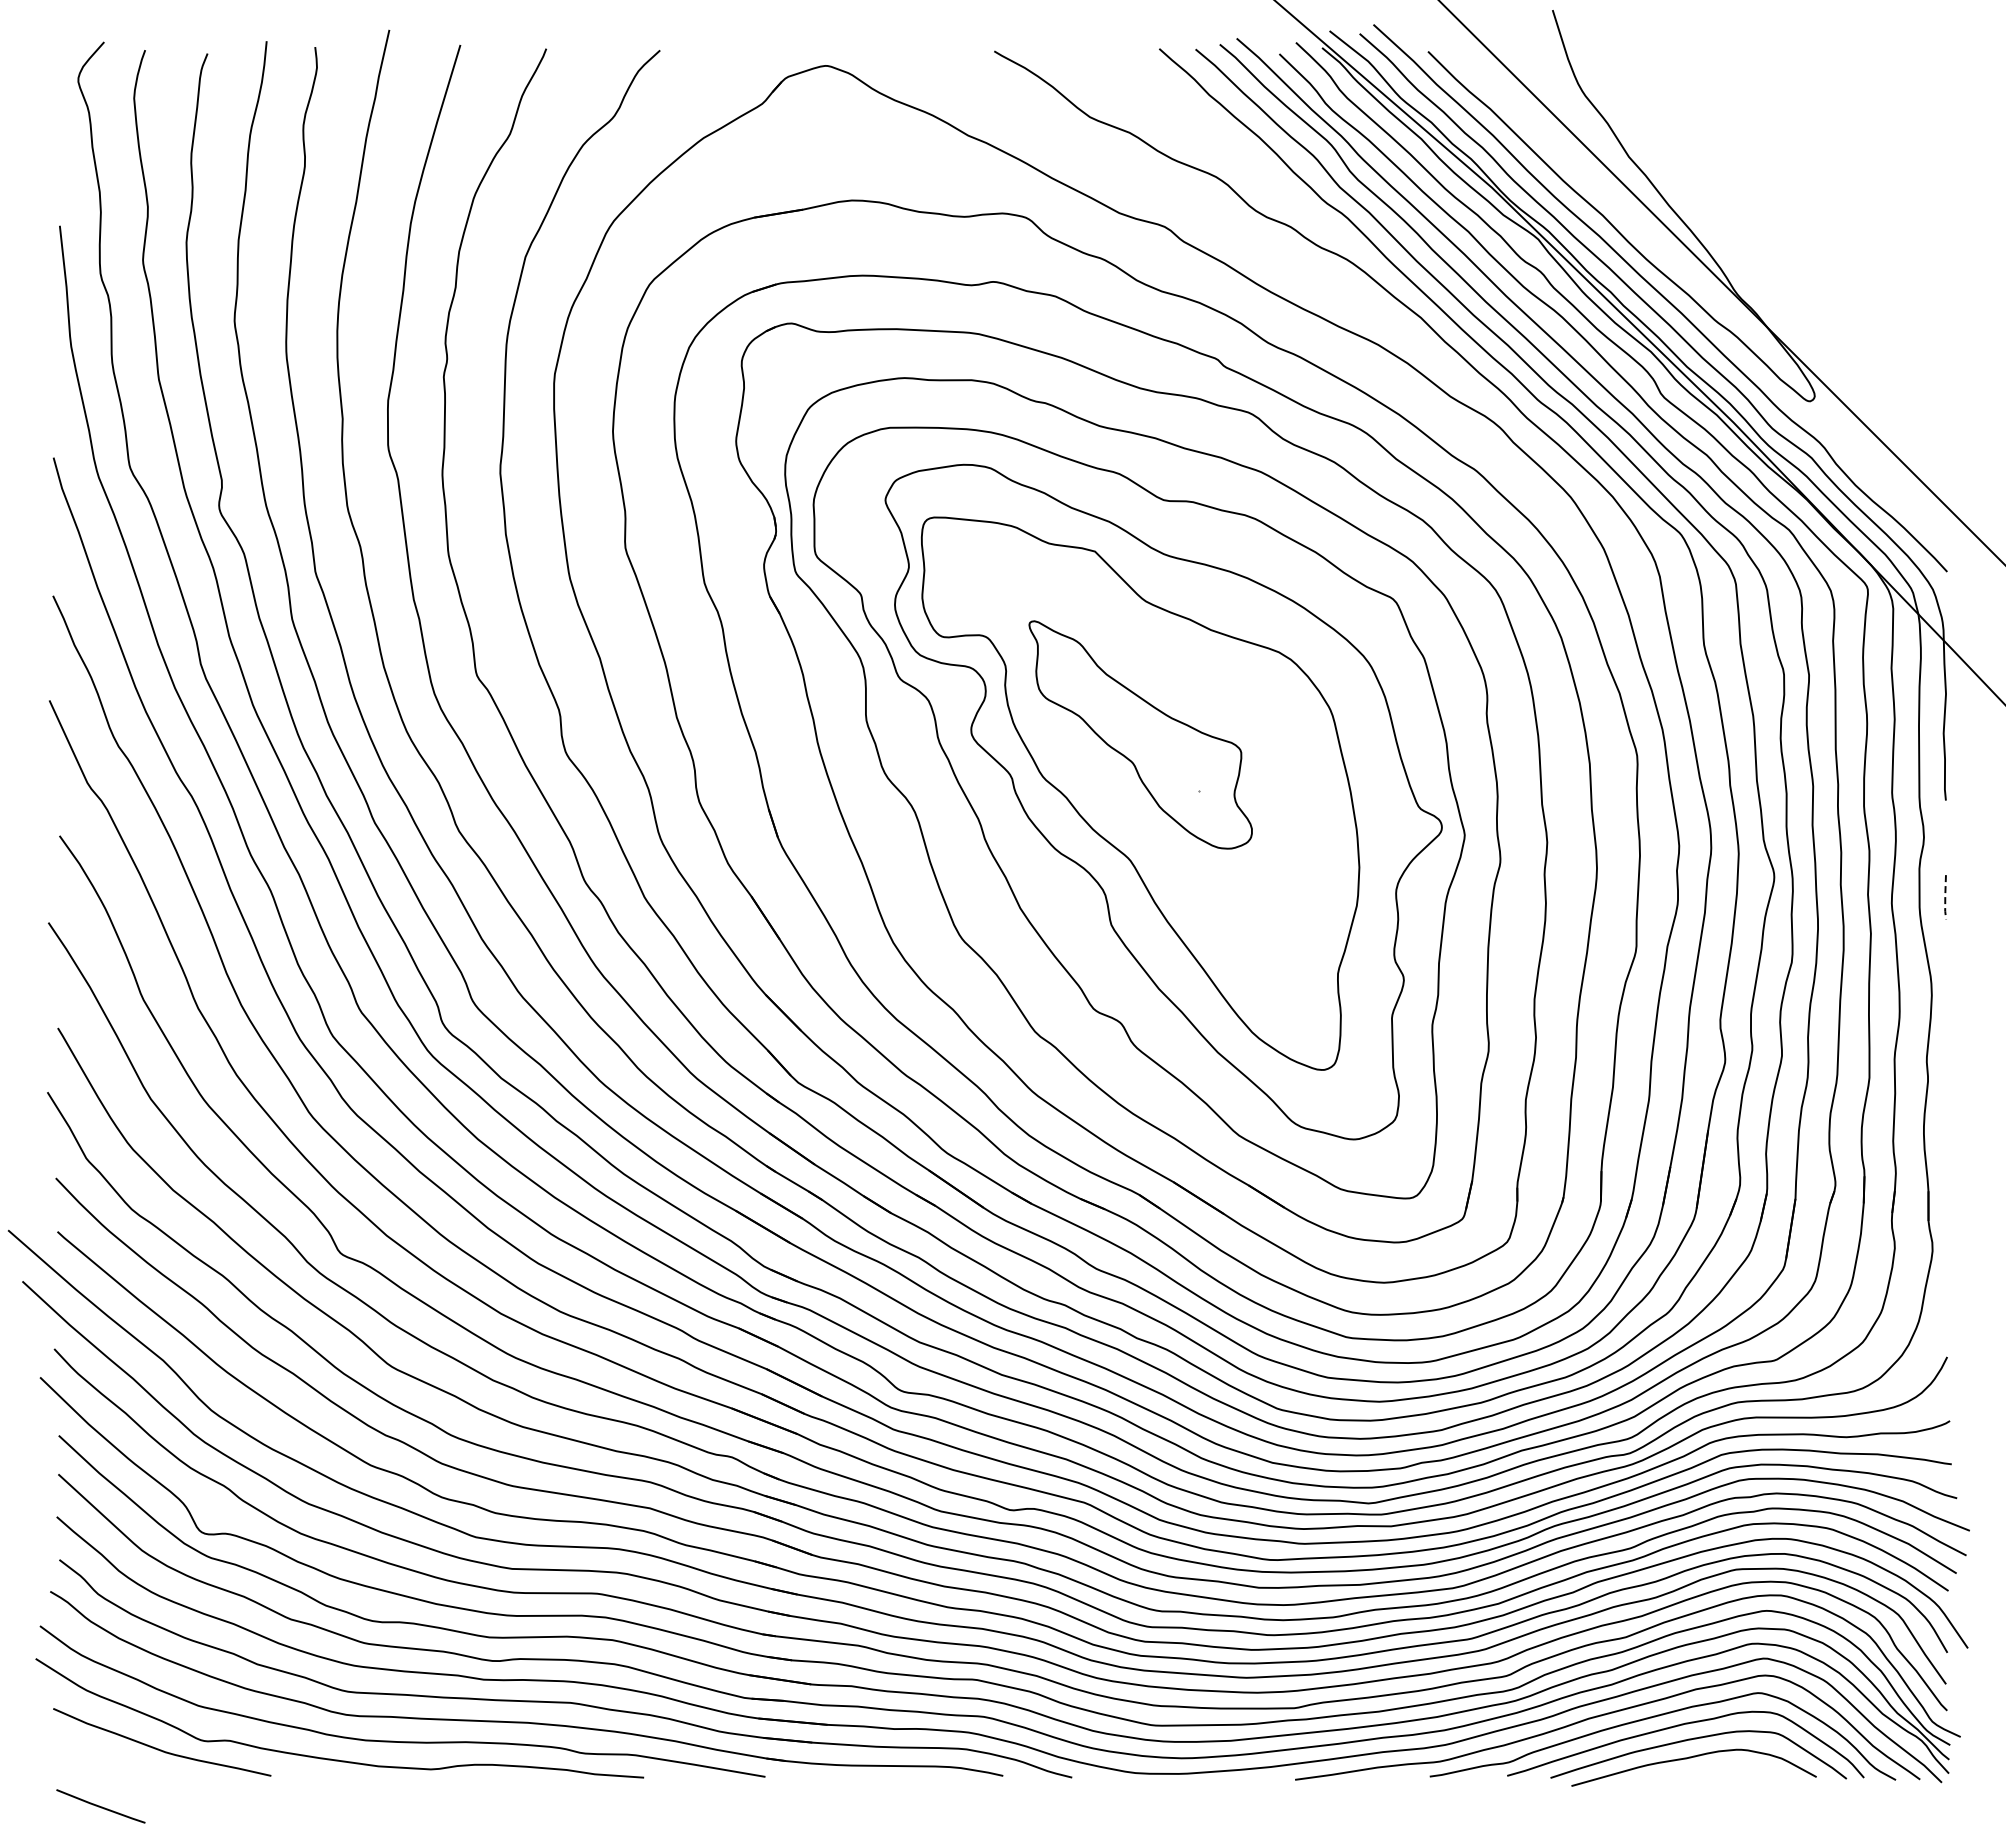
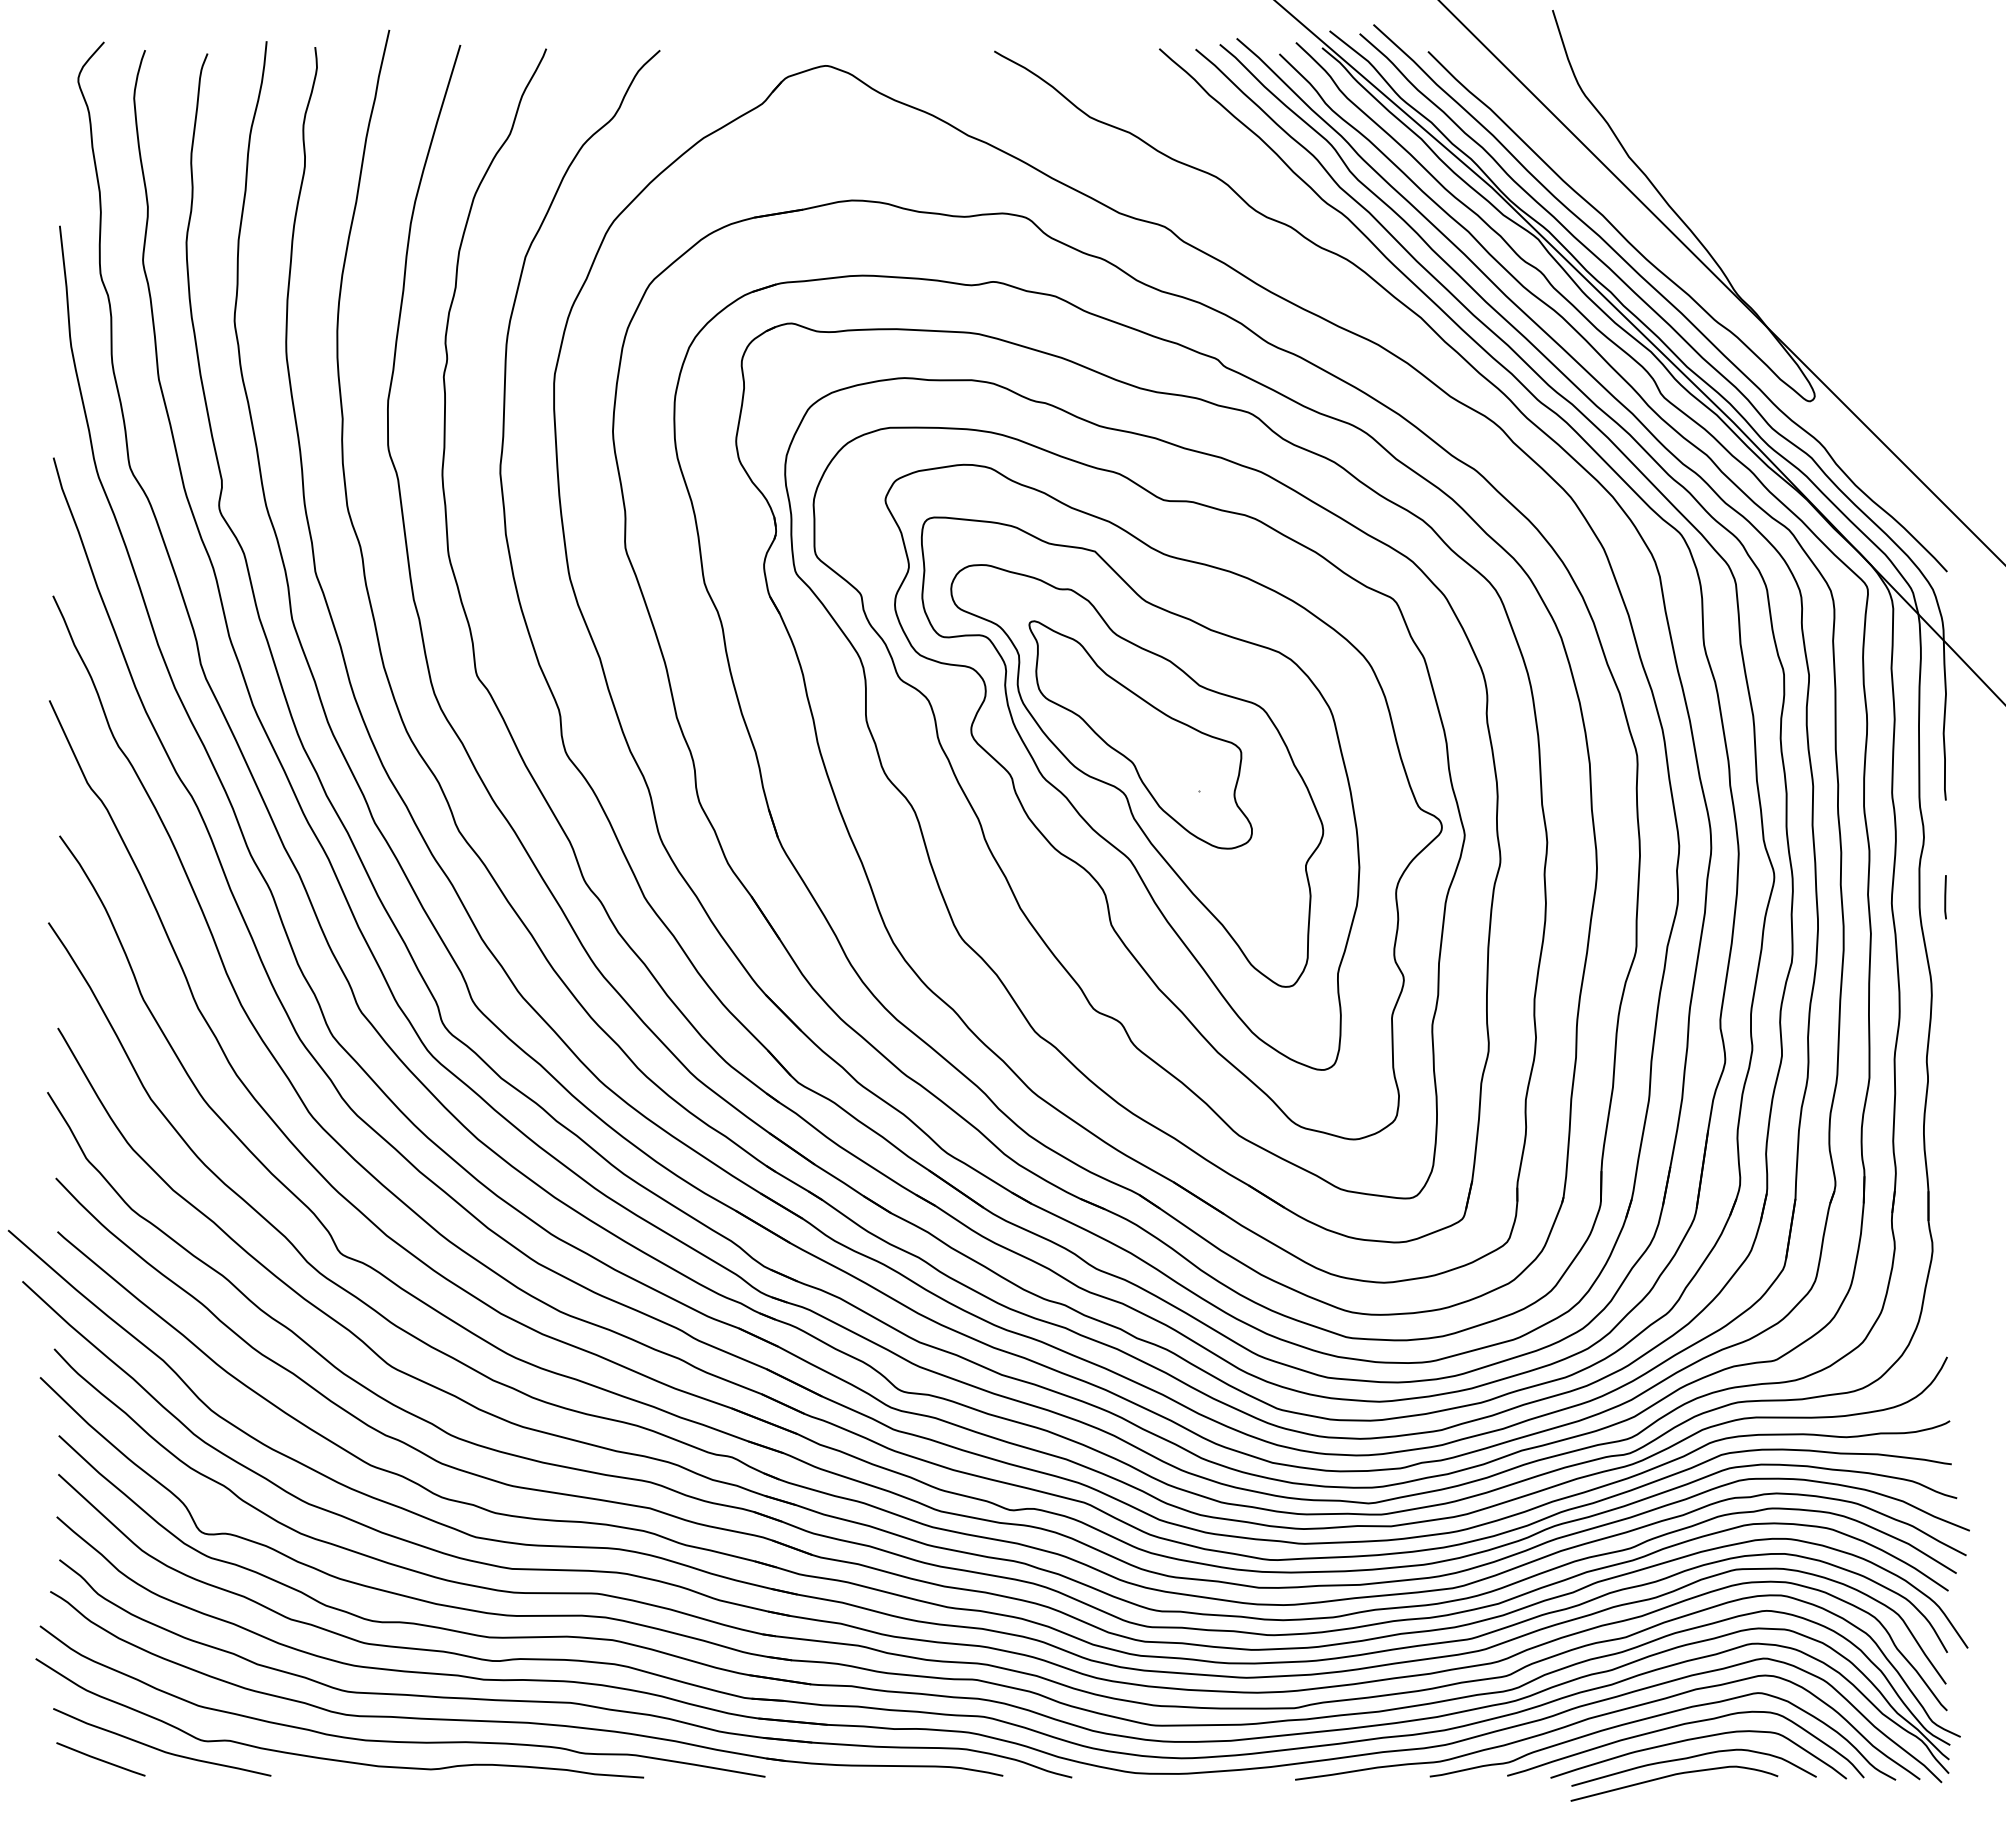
part: none -> present (1137, 775)
line: dashed -> solid (1945, 897)
curve: none -> present (1672, 1776)
line position: (100, 1806) -> (100, 1759) (100, 1759)
